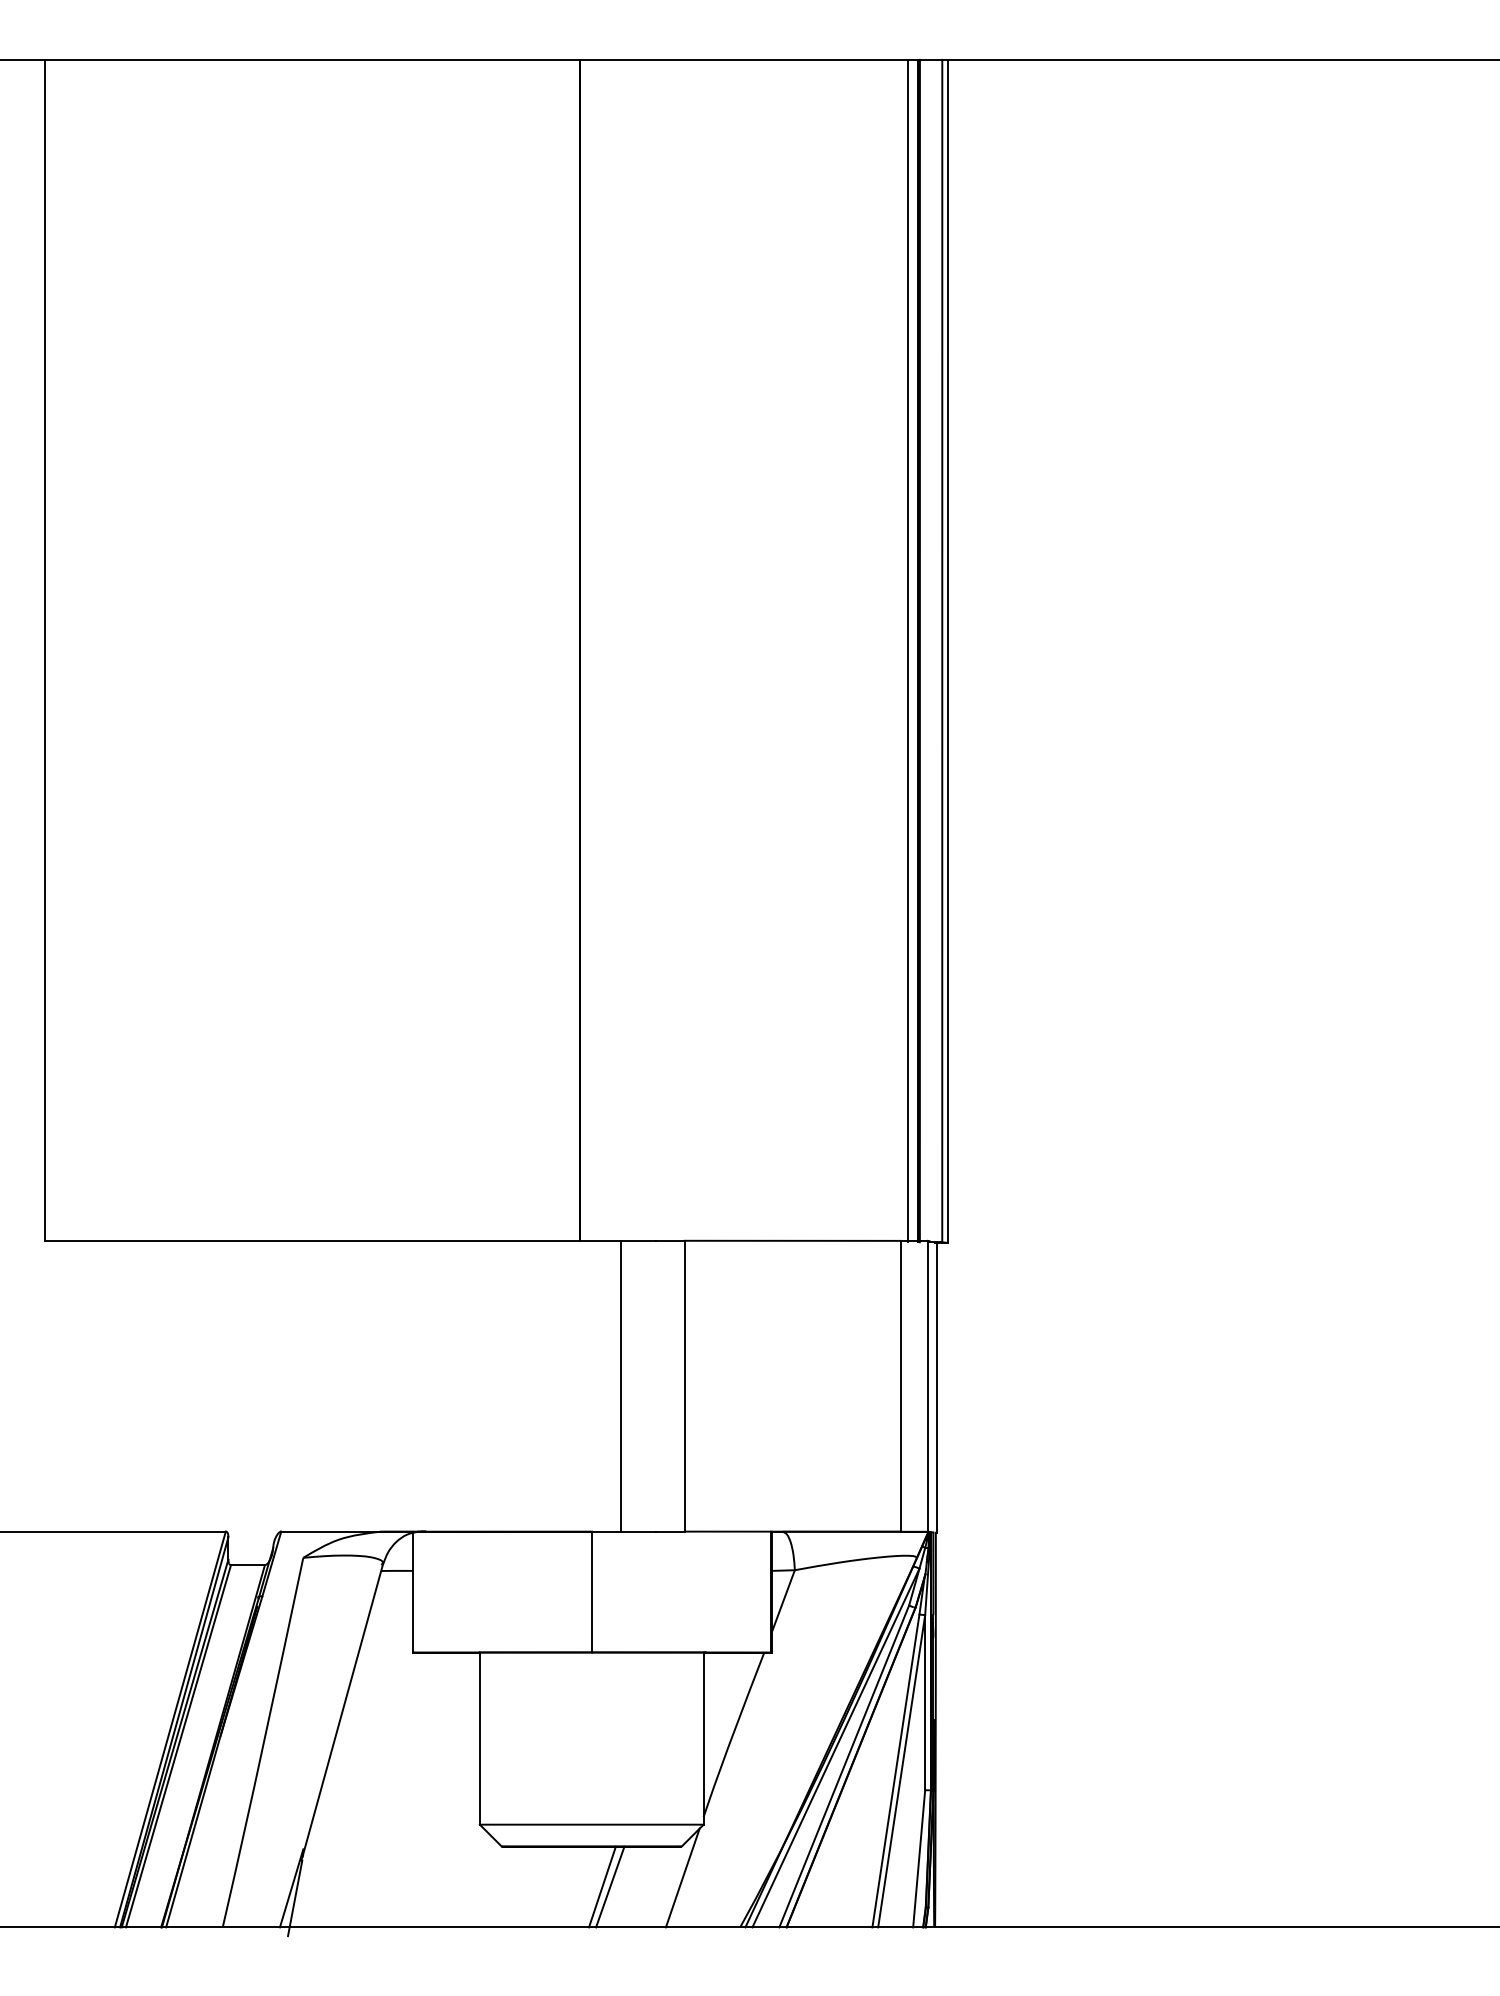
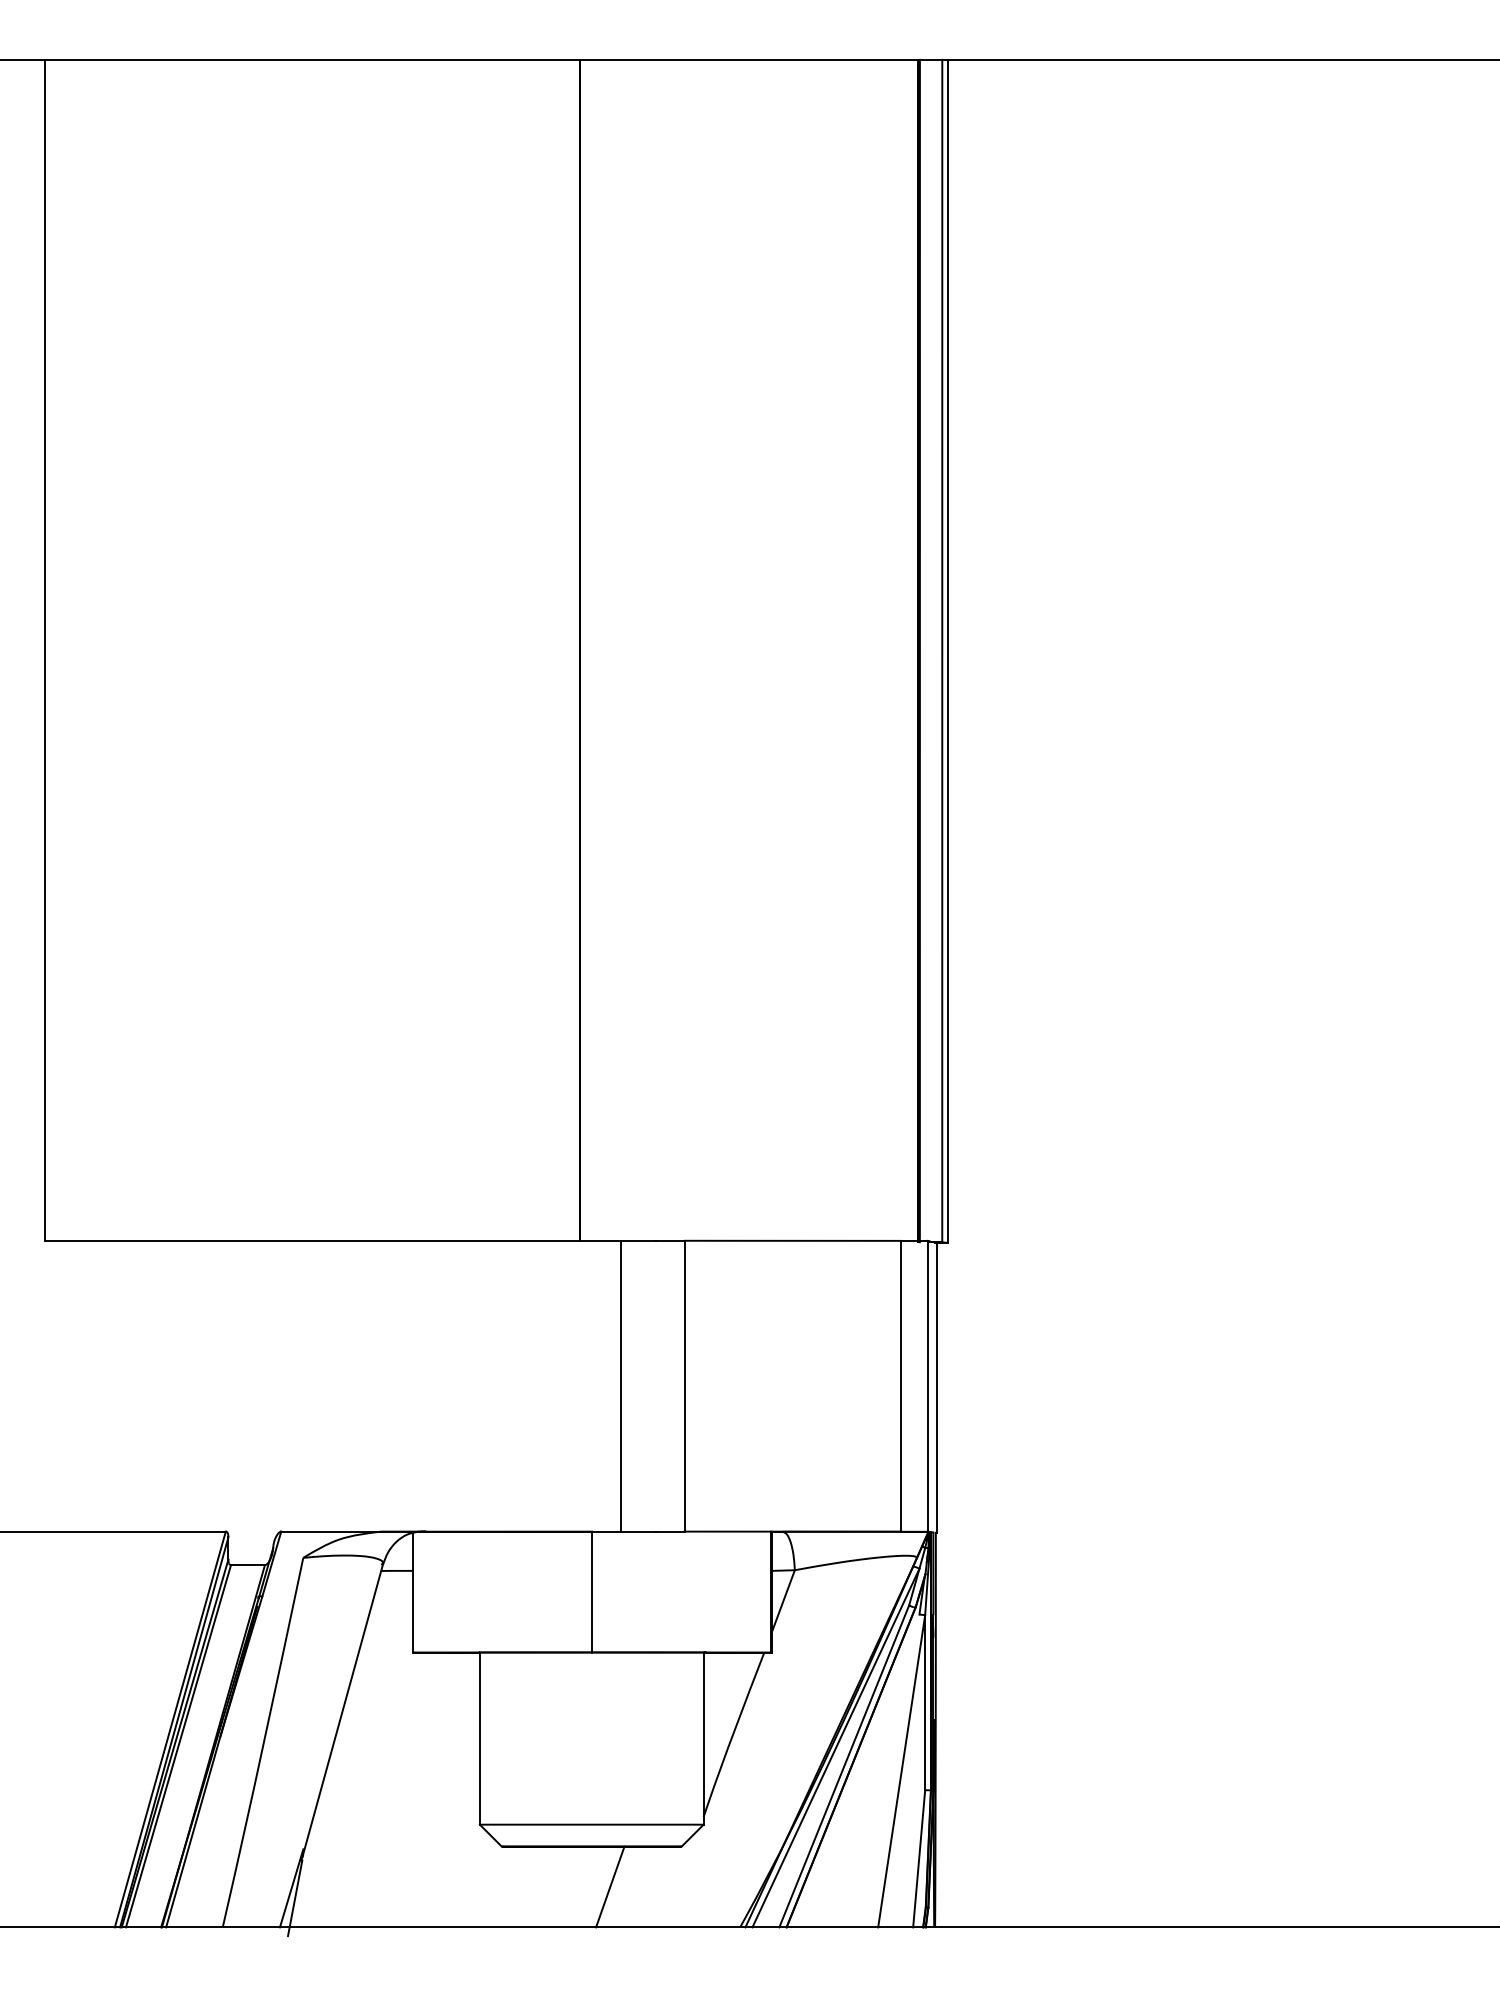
line: present -> none (908, 650)
line: present -> none (895, 1770)
line: present -> none (682, 1877)
line: present -> none (602, 1886)
